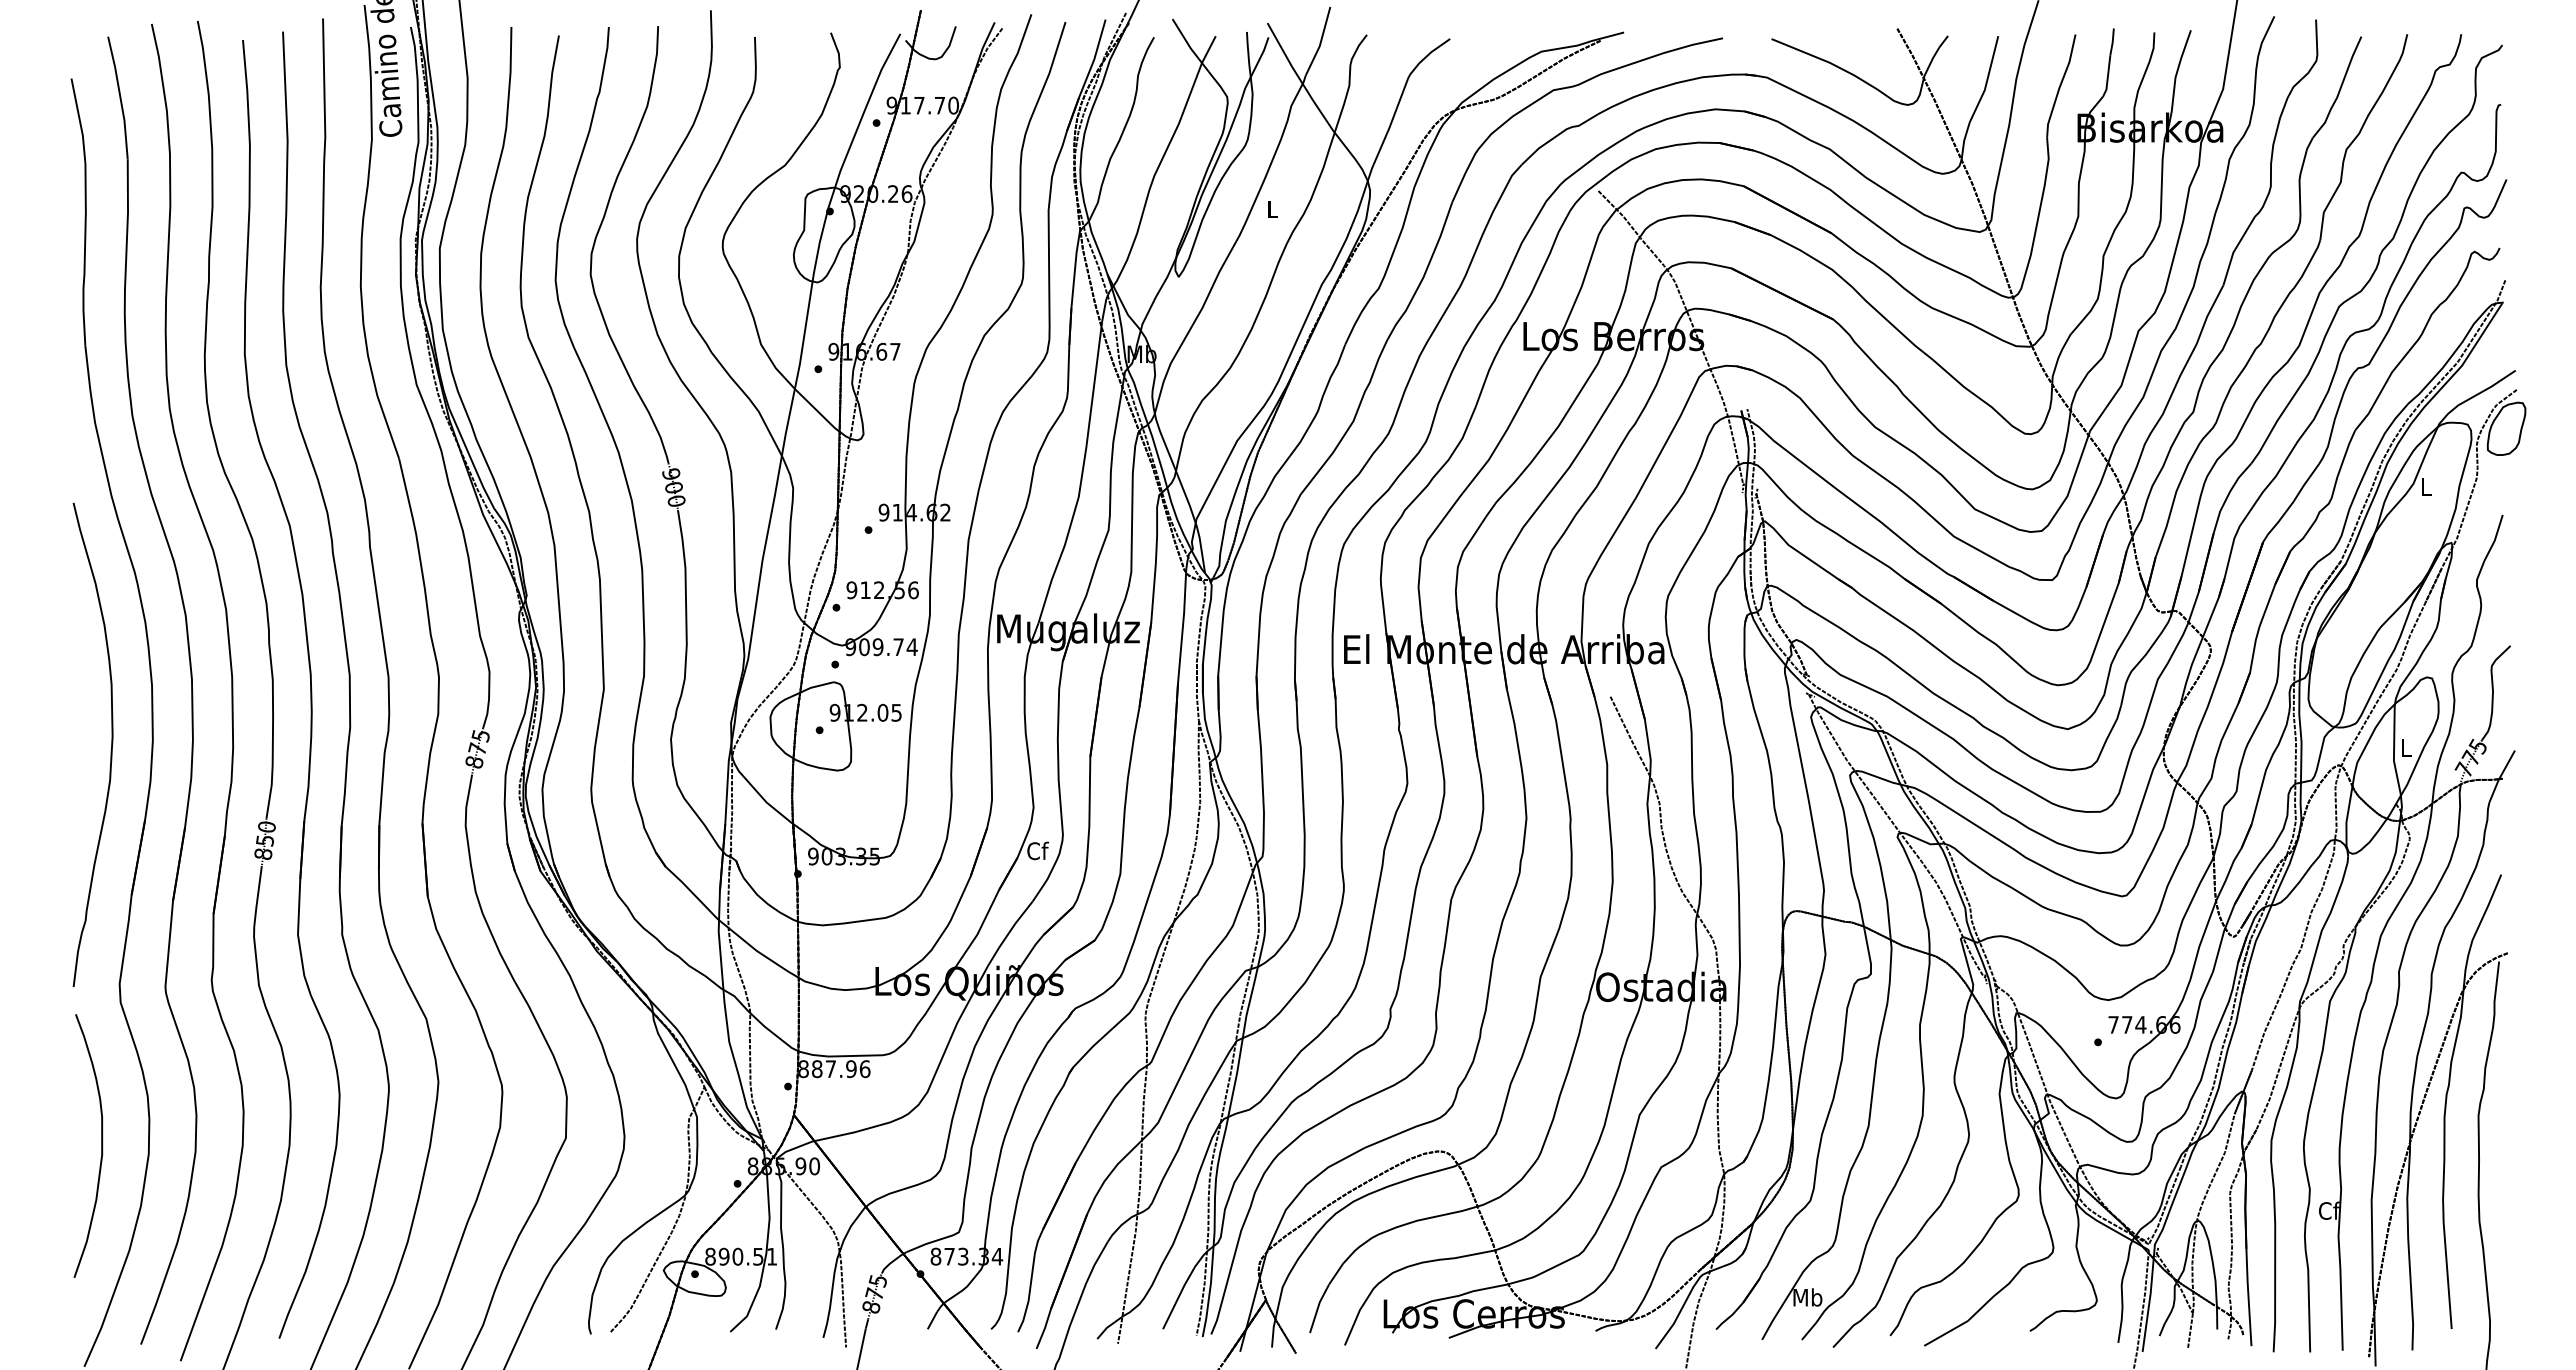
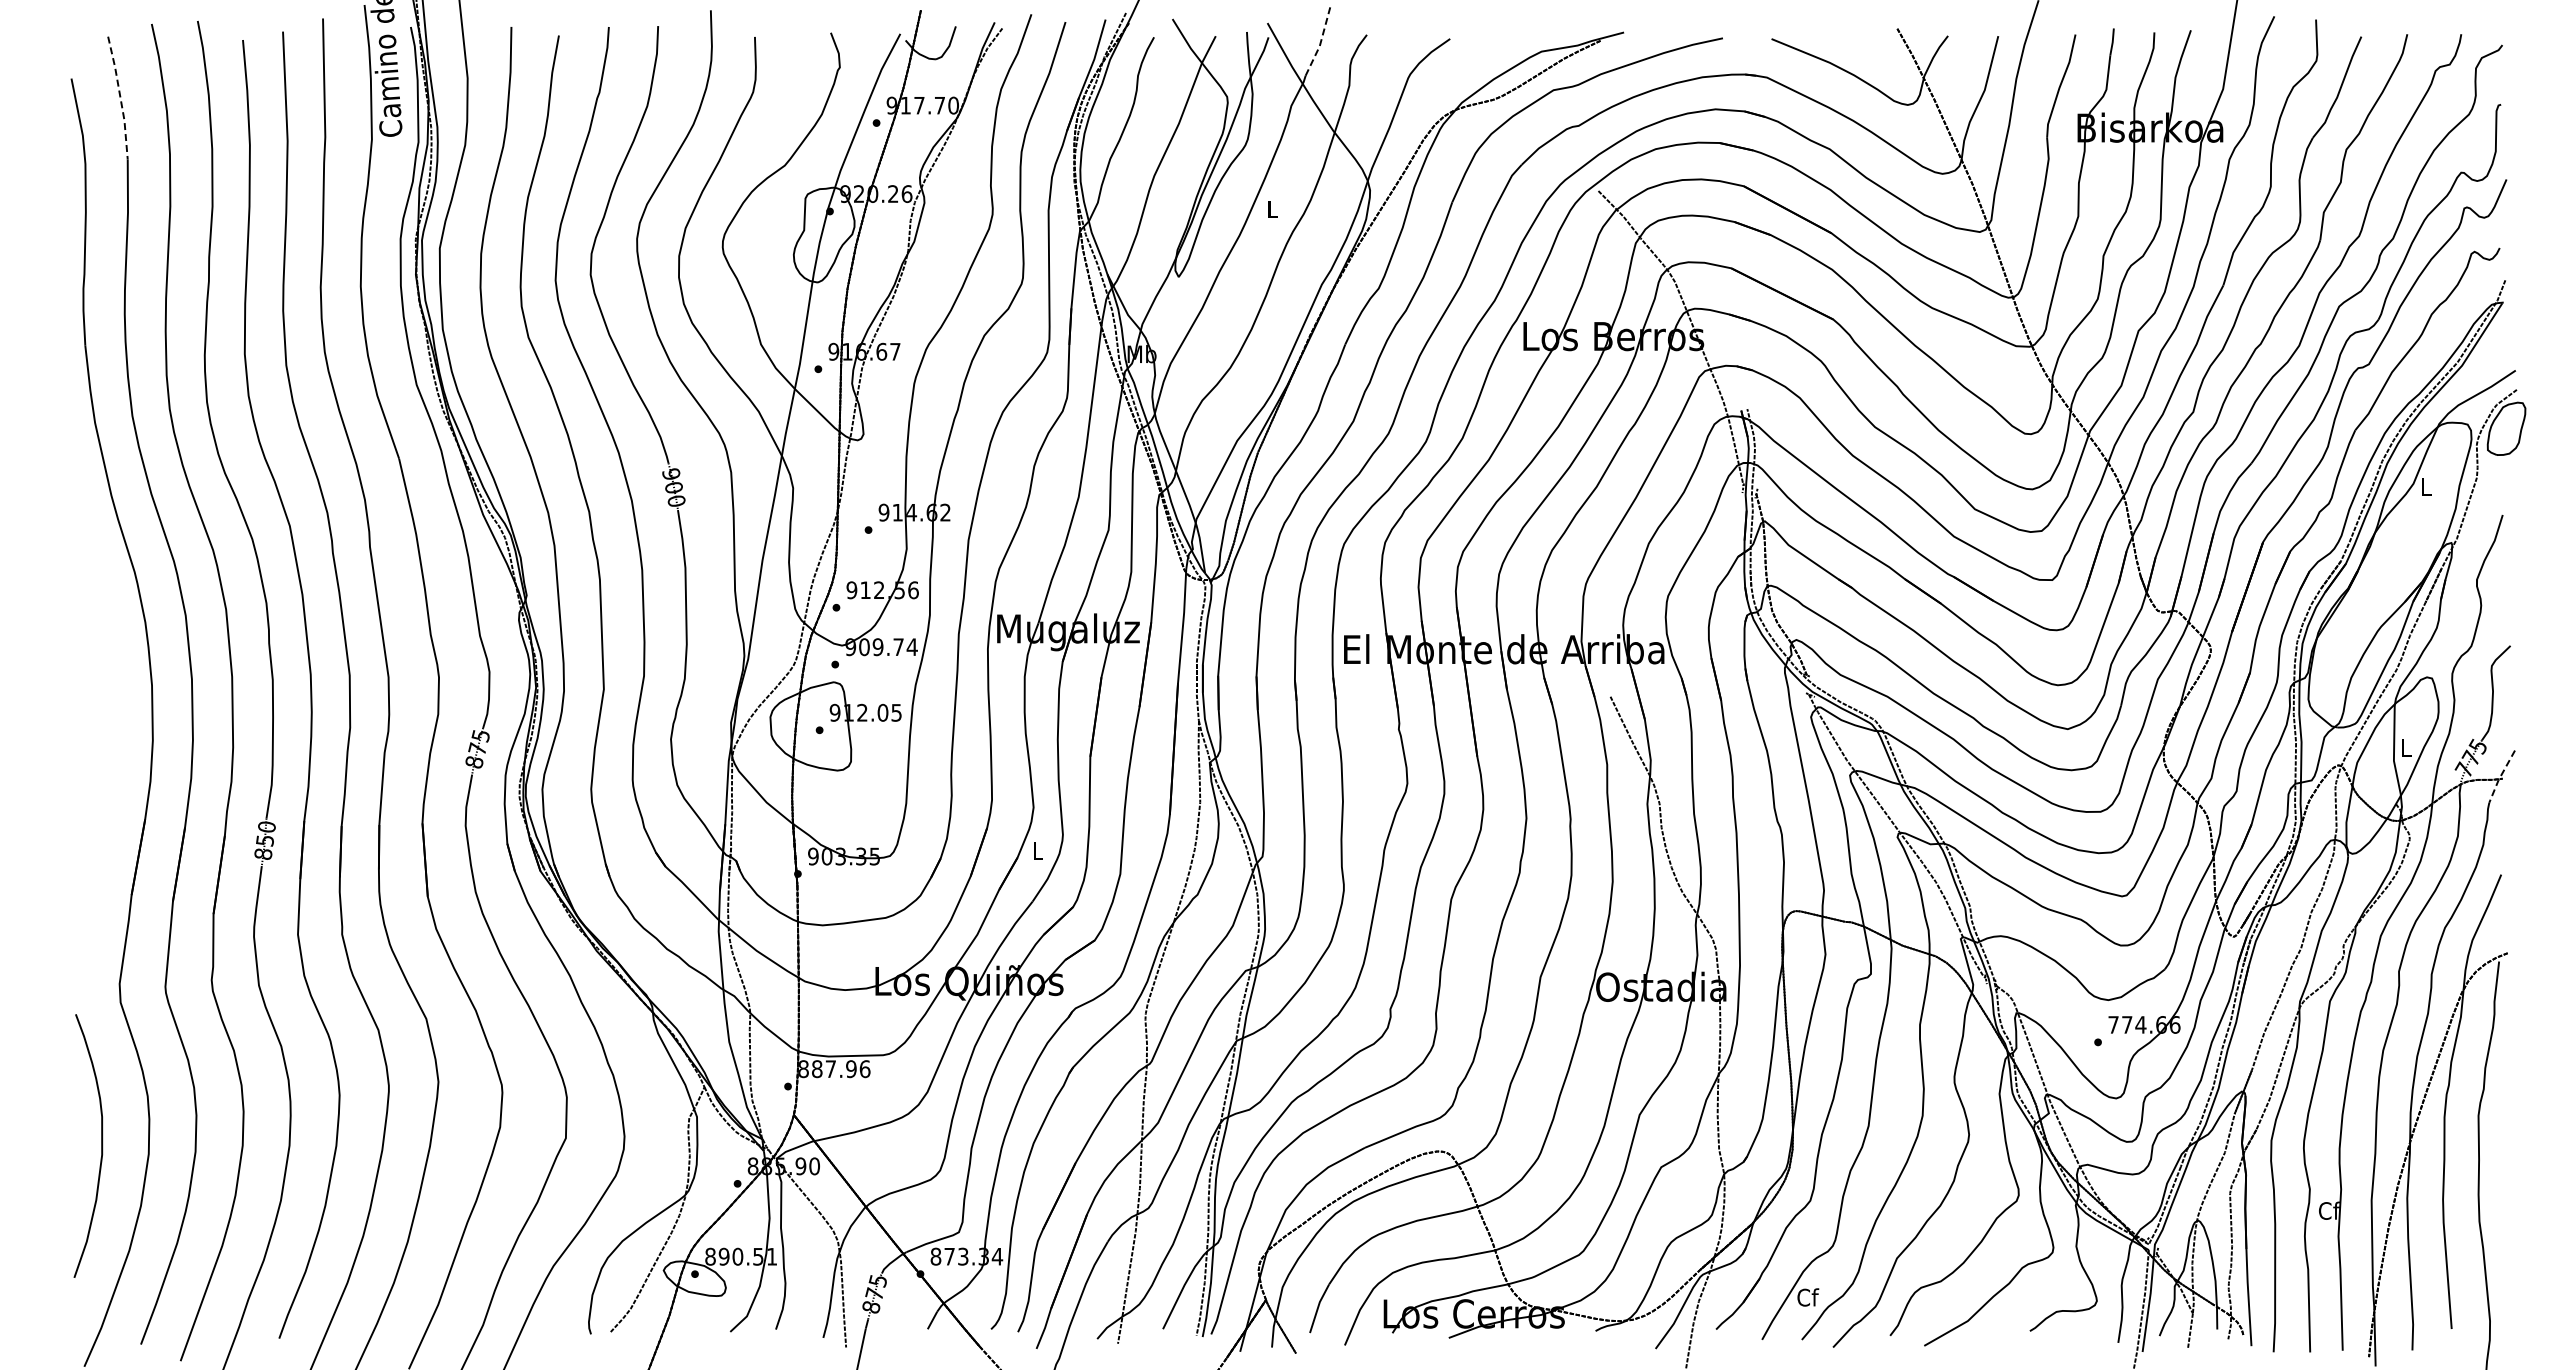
line: solid -> dashed (1320, 42)
line: solid -> dashed (120, 97)
curve: present -> none (110, 750)
line: solid -> dashed (2500, 776)
text: Cf -> L (1037, 850)
text: Mb -> Cf (1807, 1297)
